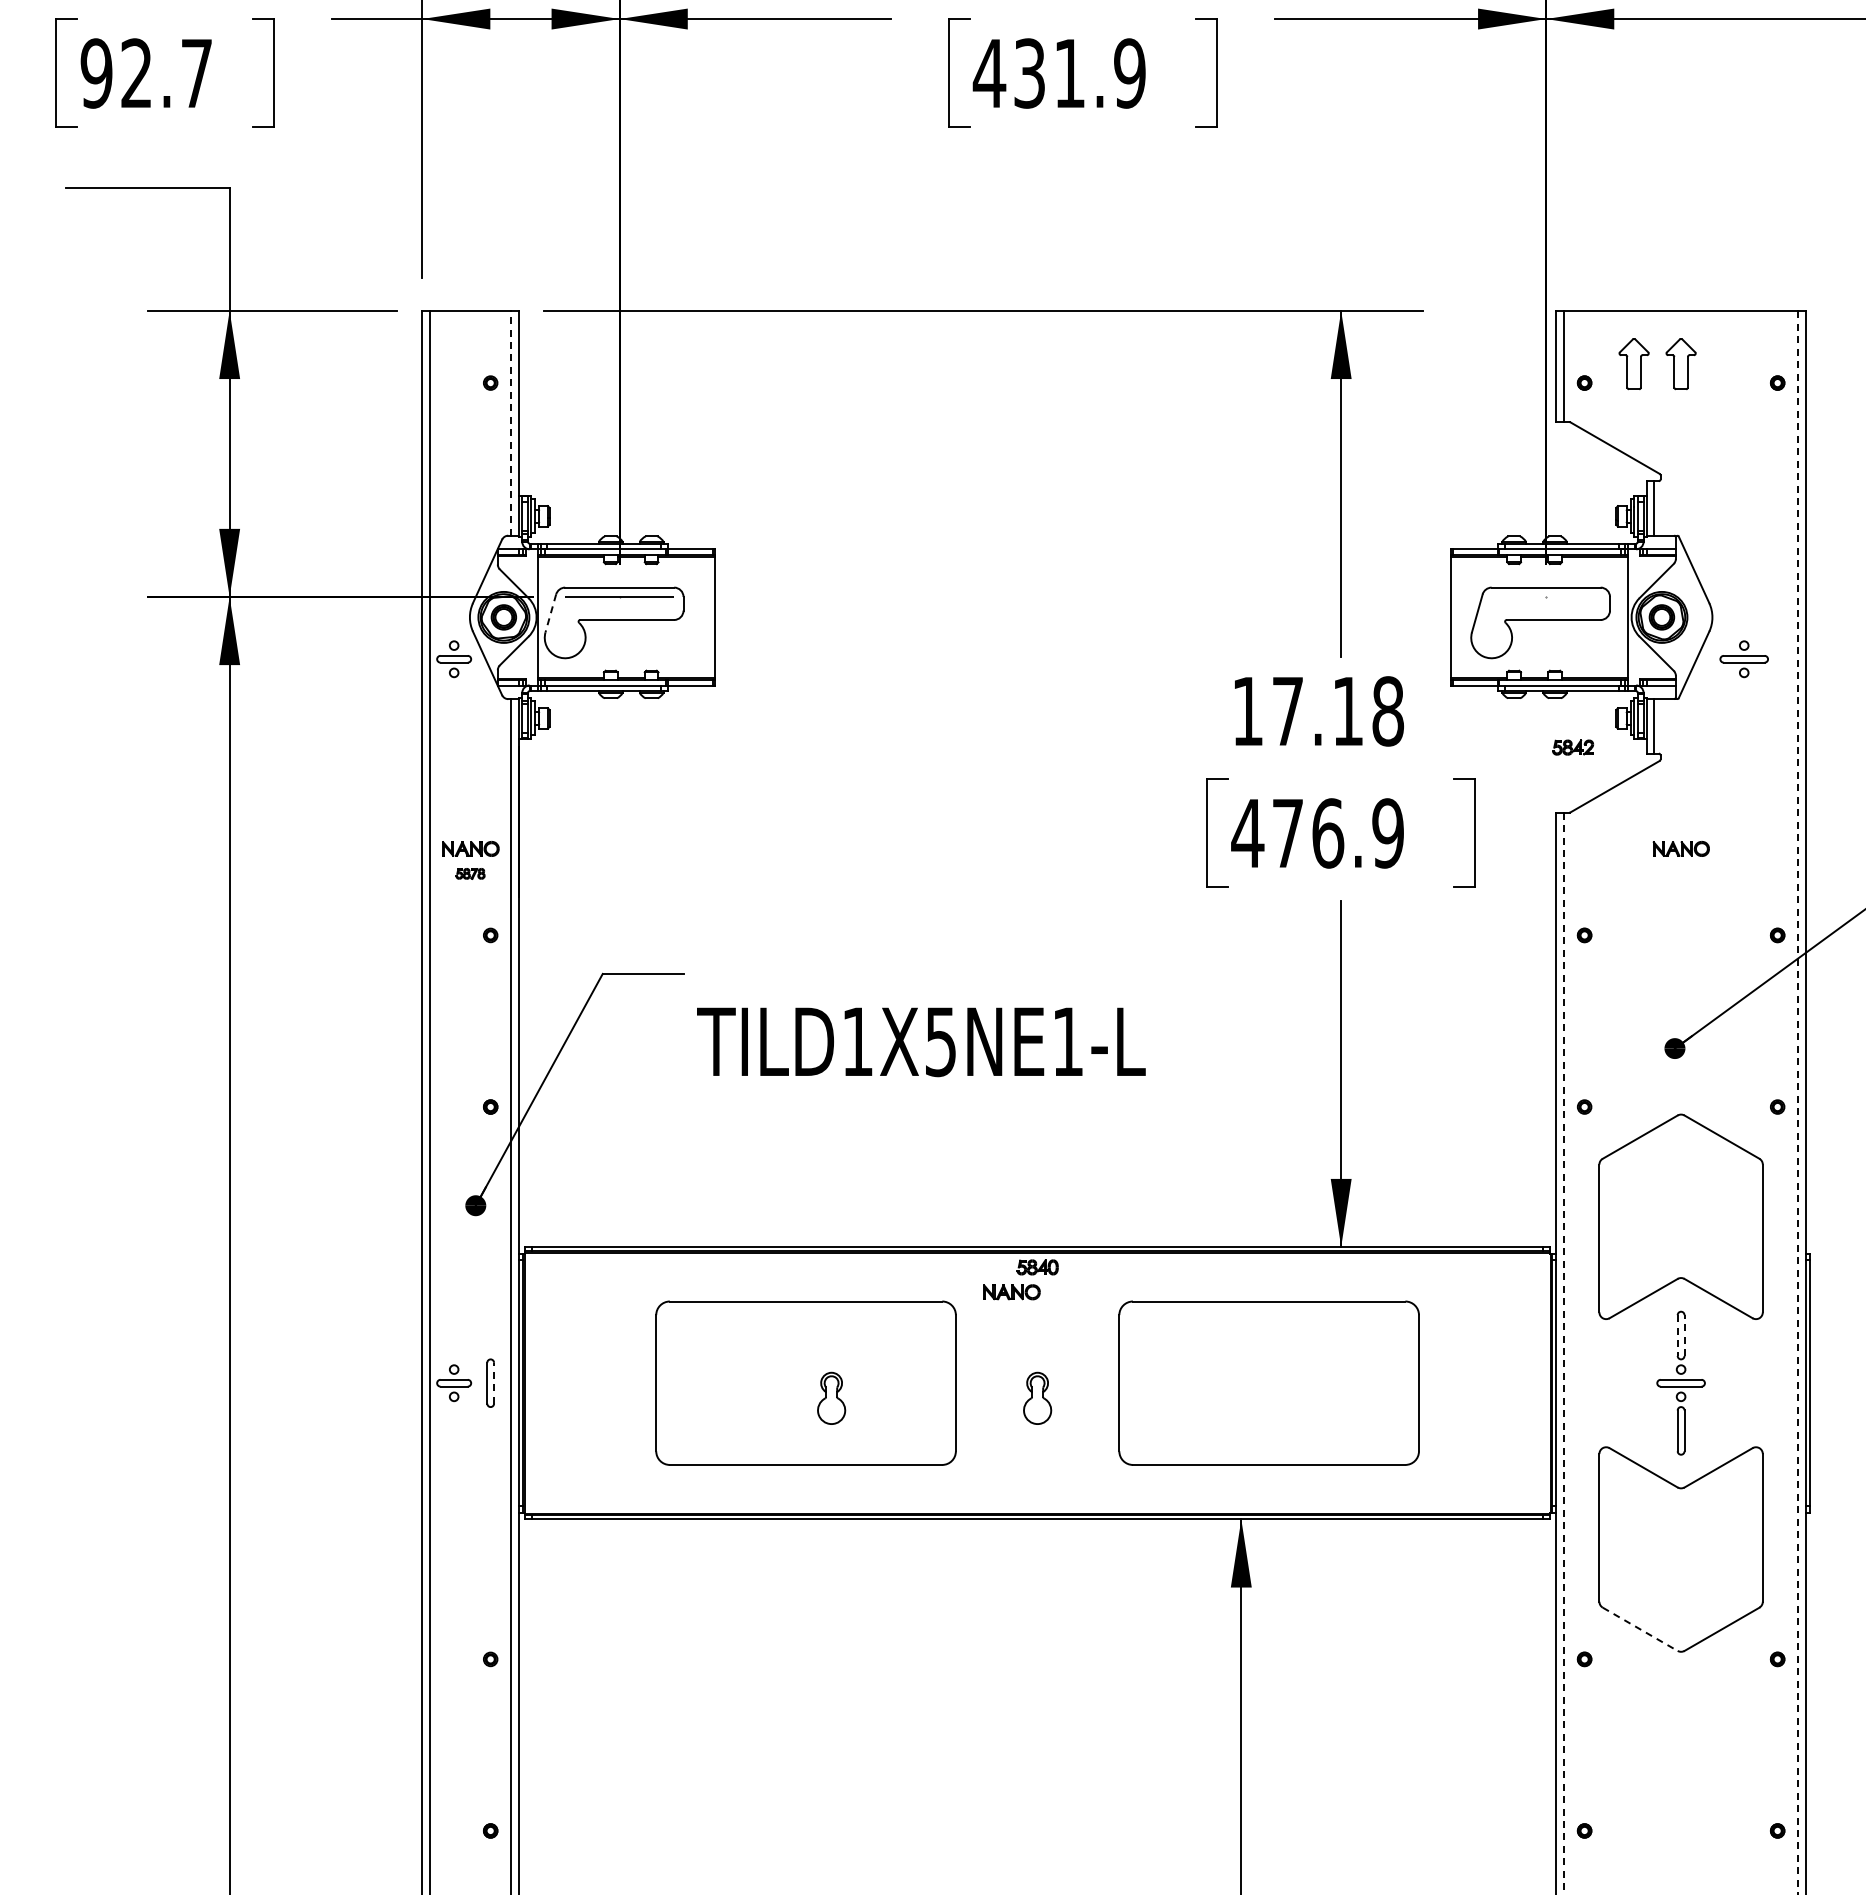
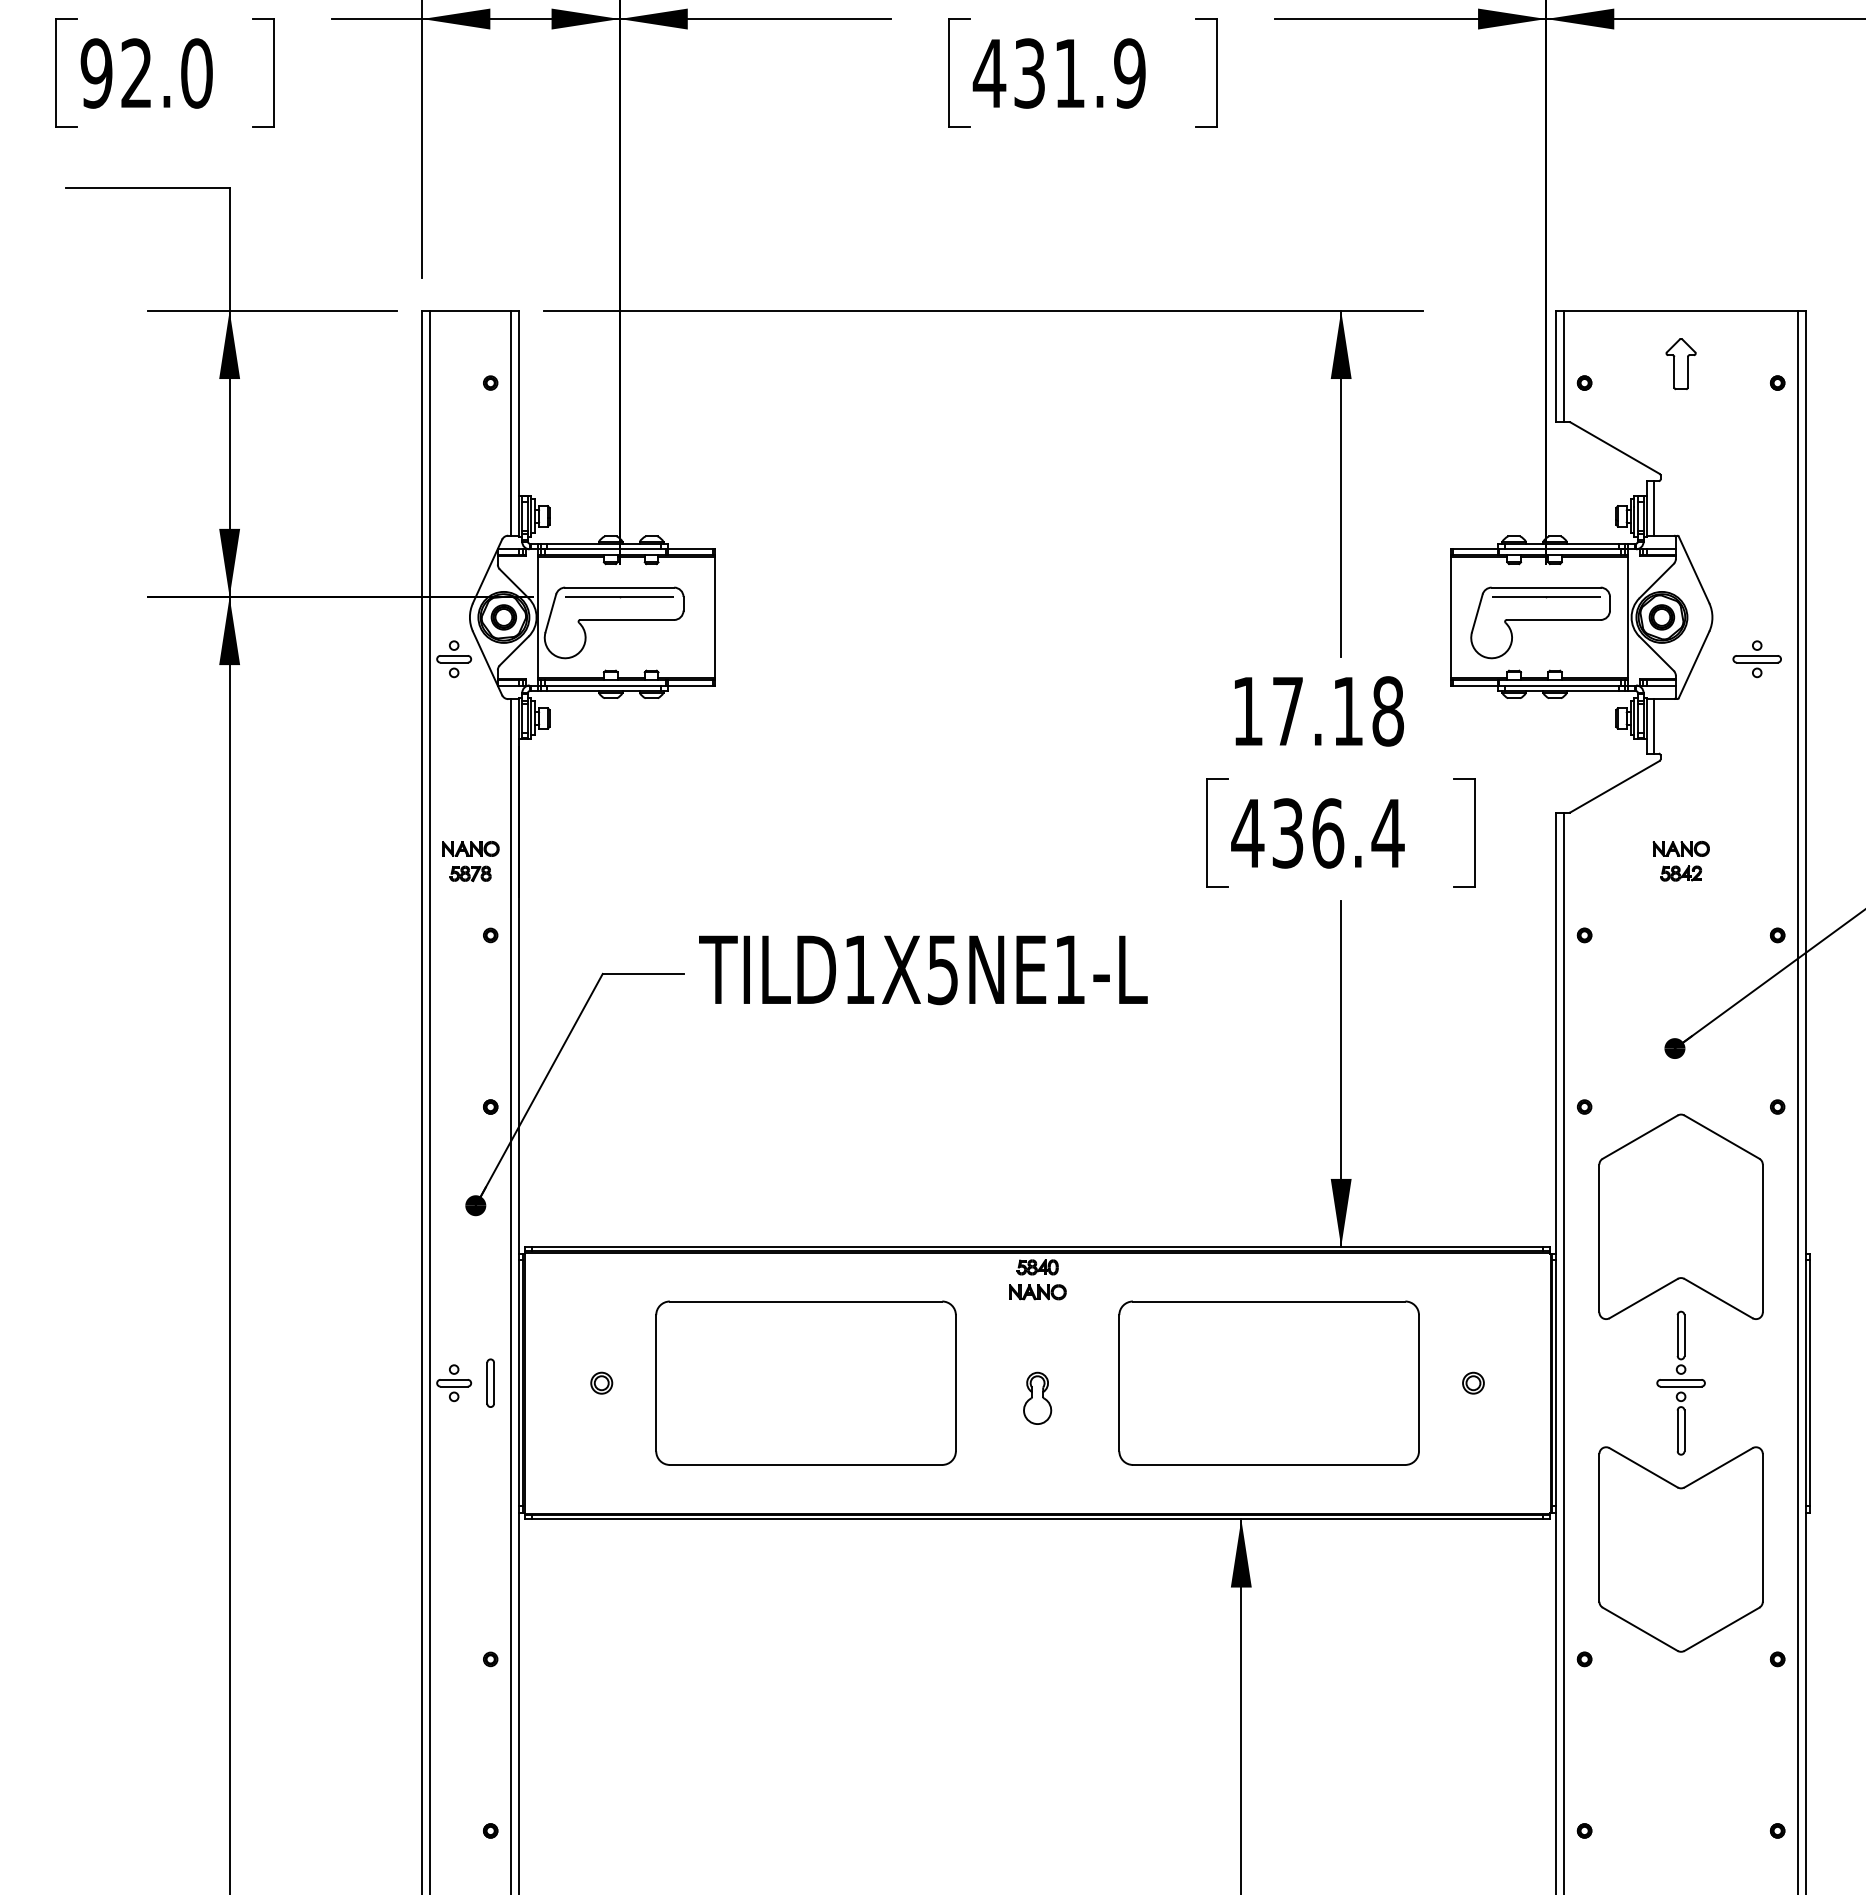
text: 92.7 -> 92.0 (196, 73)
part: present -> none (1633, 364)
line: dashed -> solid (511, 422)
line: none -> present (1545, 597)
line: dashed -> solid (550, 613)
part position: (1743, 659) -> (1756, 659) (1756, 659)
part position: (1573, 747) -> (1681, 873) (1681, 873)
text: 476.9 -> 436.4 (1338, 833)
part size: 31x12 px -> 43x18 px (470, 873)
text position: (921, 1042) -> (923, 970) (923, 970)
line: dashed -> solid (1798, 1102)
part position: (1011, 1292) -> (1037, 1292) (1037, 1292)
line: dashed -> solid (1684, 1335)
line: dashed -> solid (1677, 1336)
line: dashed -> solid (1563, 1353)
line: dashed -> solid (494, 1382)
part: none -> present (601, 1382)
part: none -> present (1473, 1382)
part: present -> none (831, 1397)
line: dashed -> solid (1640, 1629)
